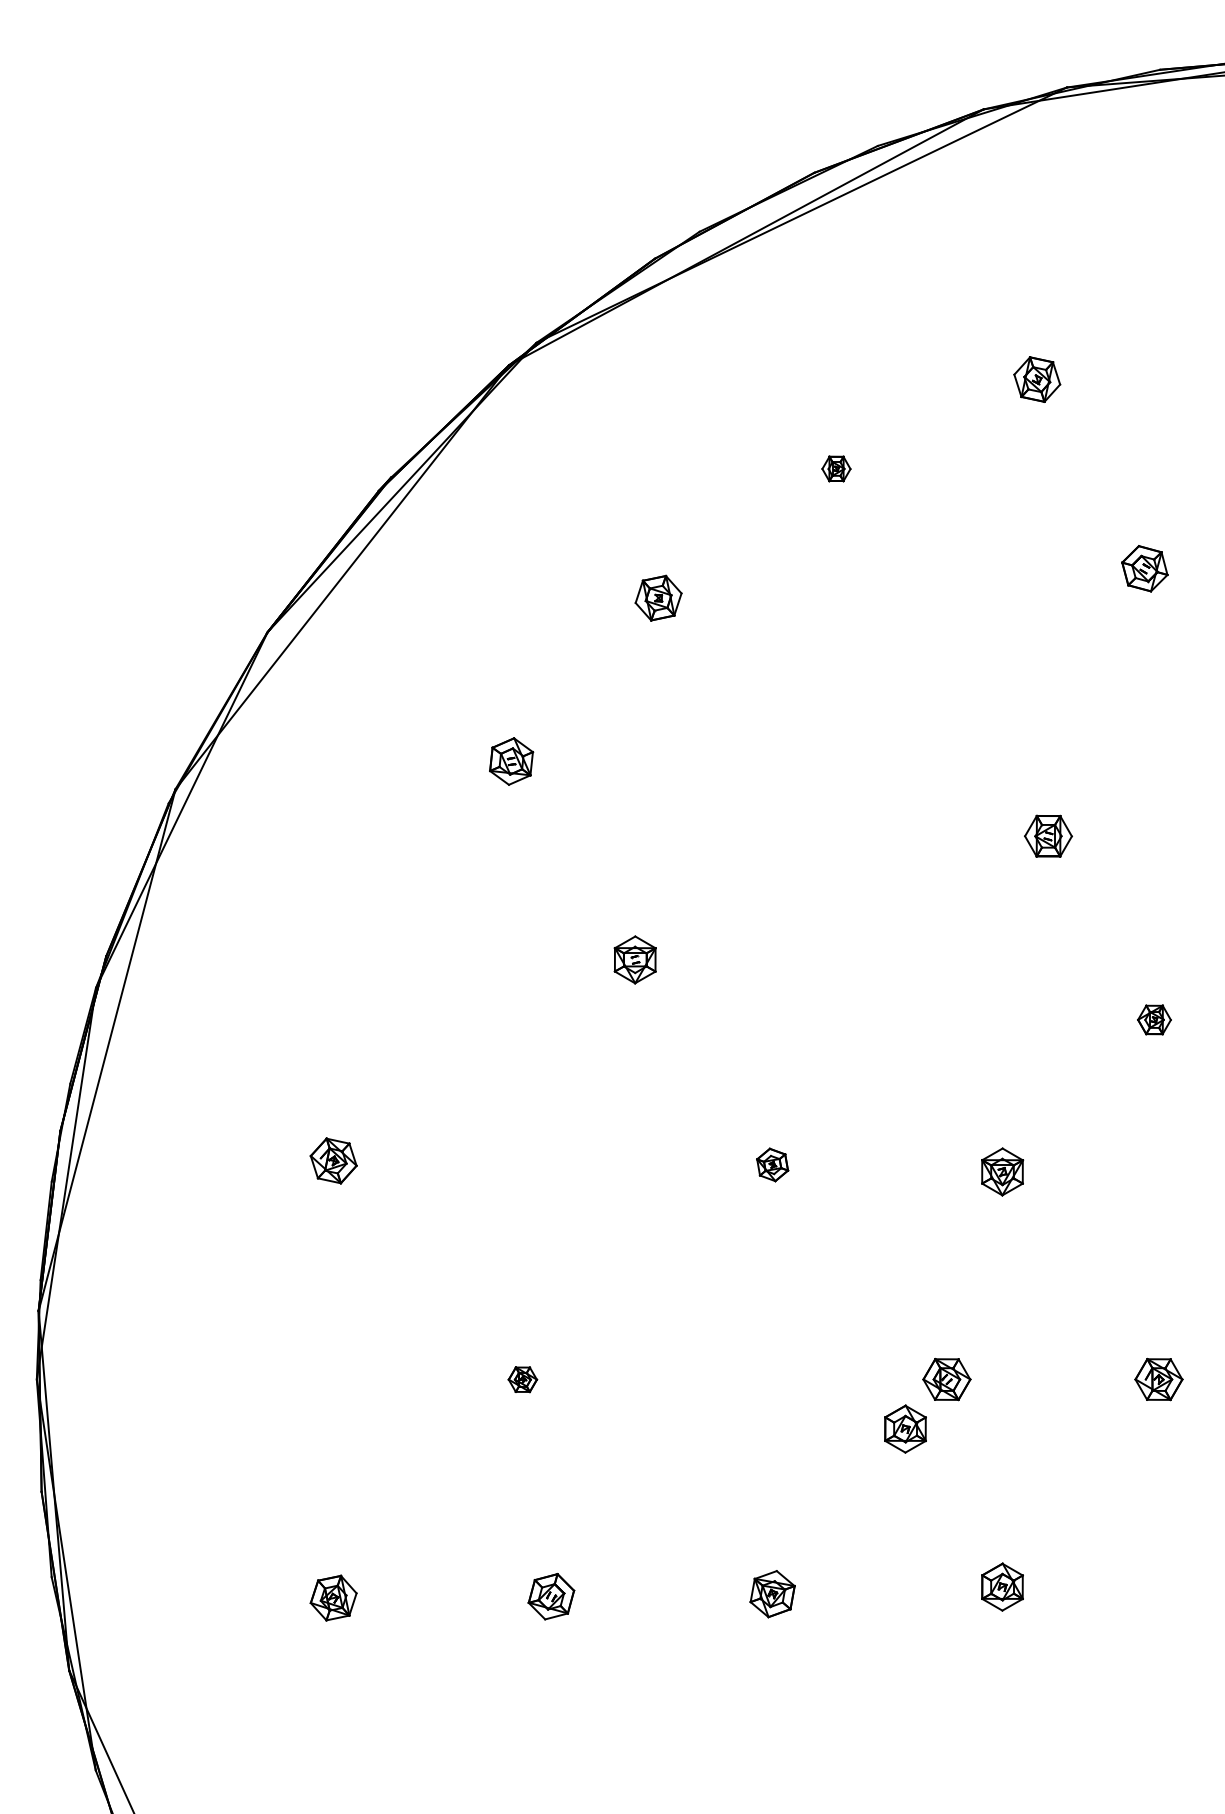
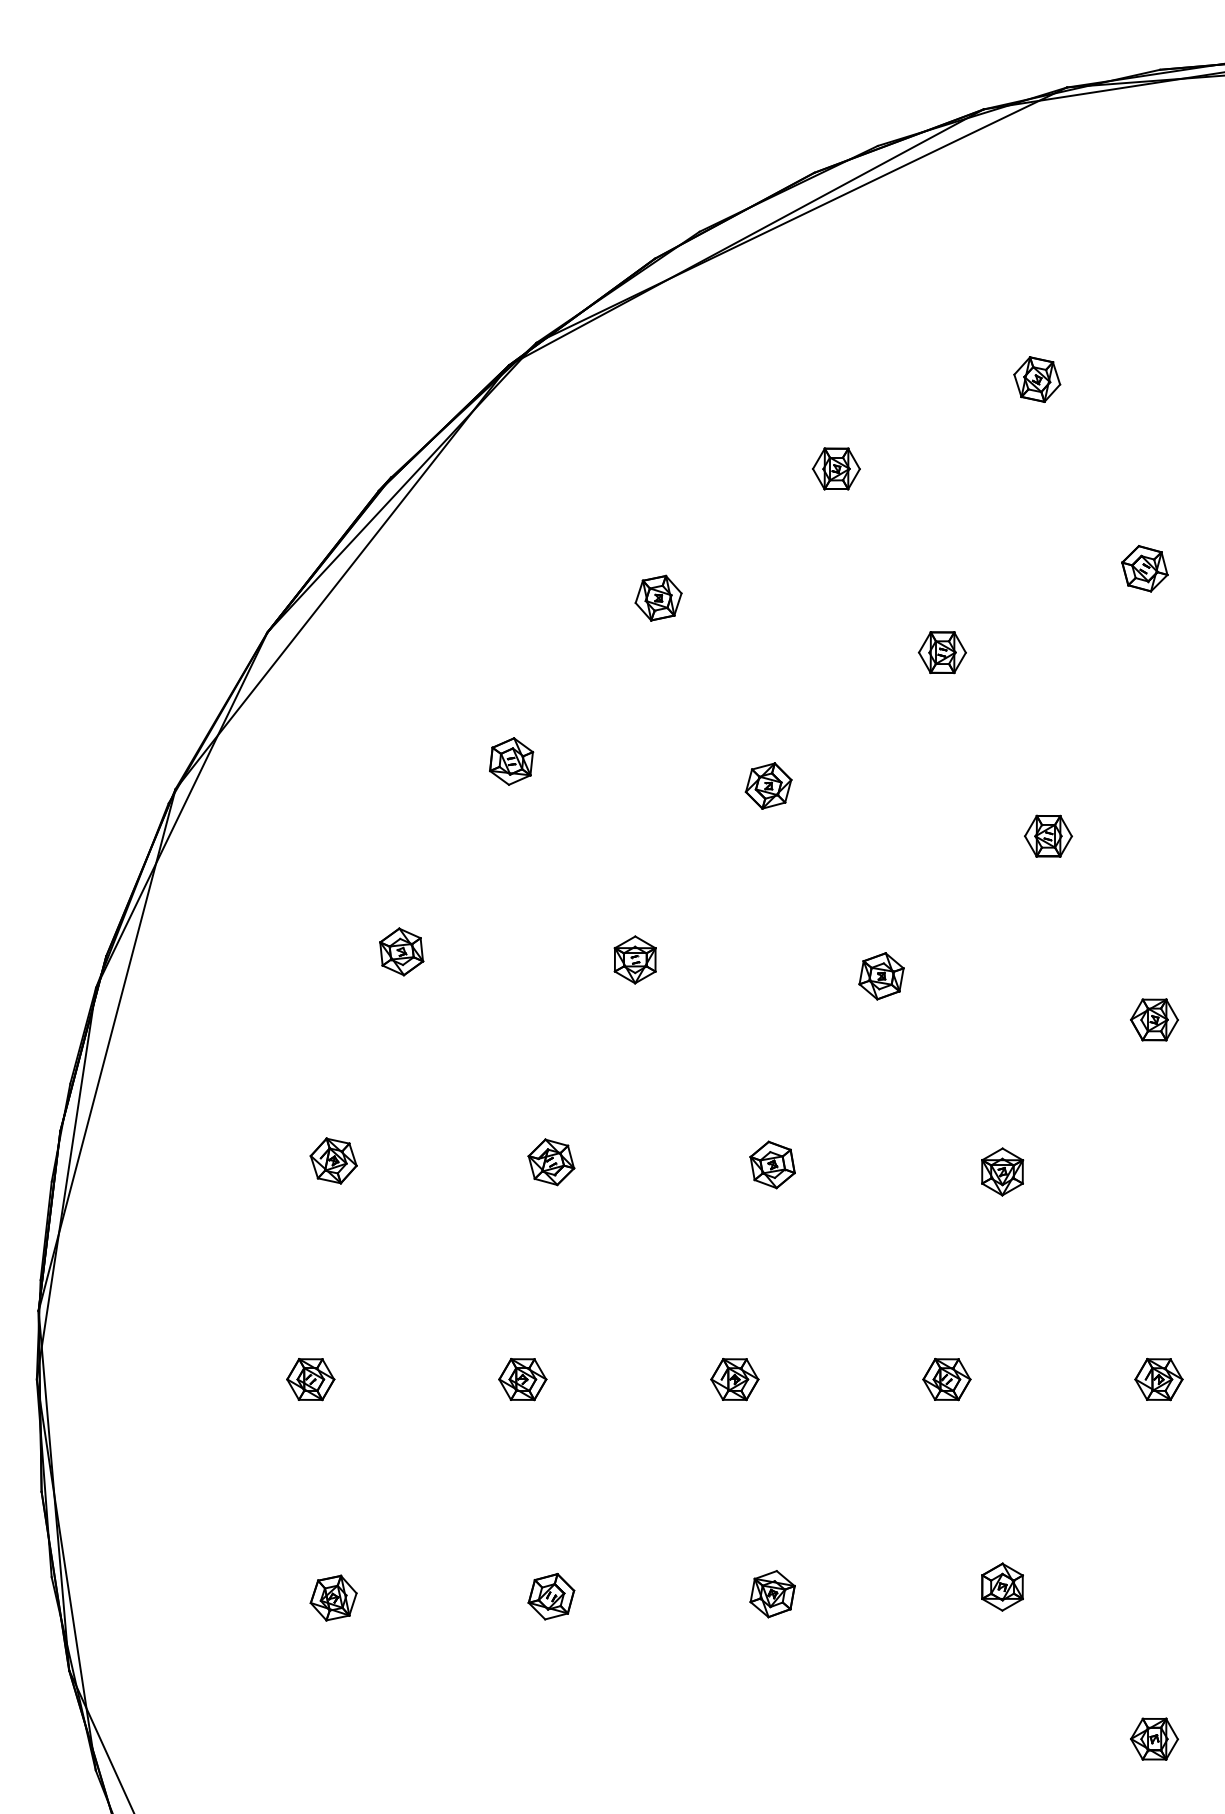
part size: 31x28 px -> 49x44 px (836, 468)
part: none -> present (941, 652)
part: none -> present (768, 785)
part: none -> present (401, 951)
part: none -> present (881, 976)
part size: 35x32 px -> 49x44 px (1154, 1019)
part: none -> present (551, 1162)
part size: 34x36 px -> 47x50 px (772, 1164)
part: none -> present (310, 1379)
part size: 32x28 px -> 50x44 px (522, 1379)
part: none -> present (734, 1379)
part: present -> none (905, 1428)
part: none -> present (1154, 1738)
